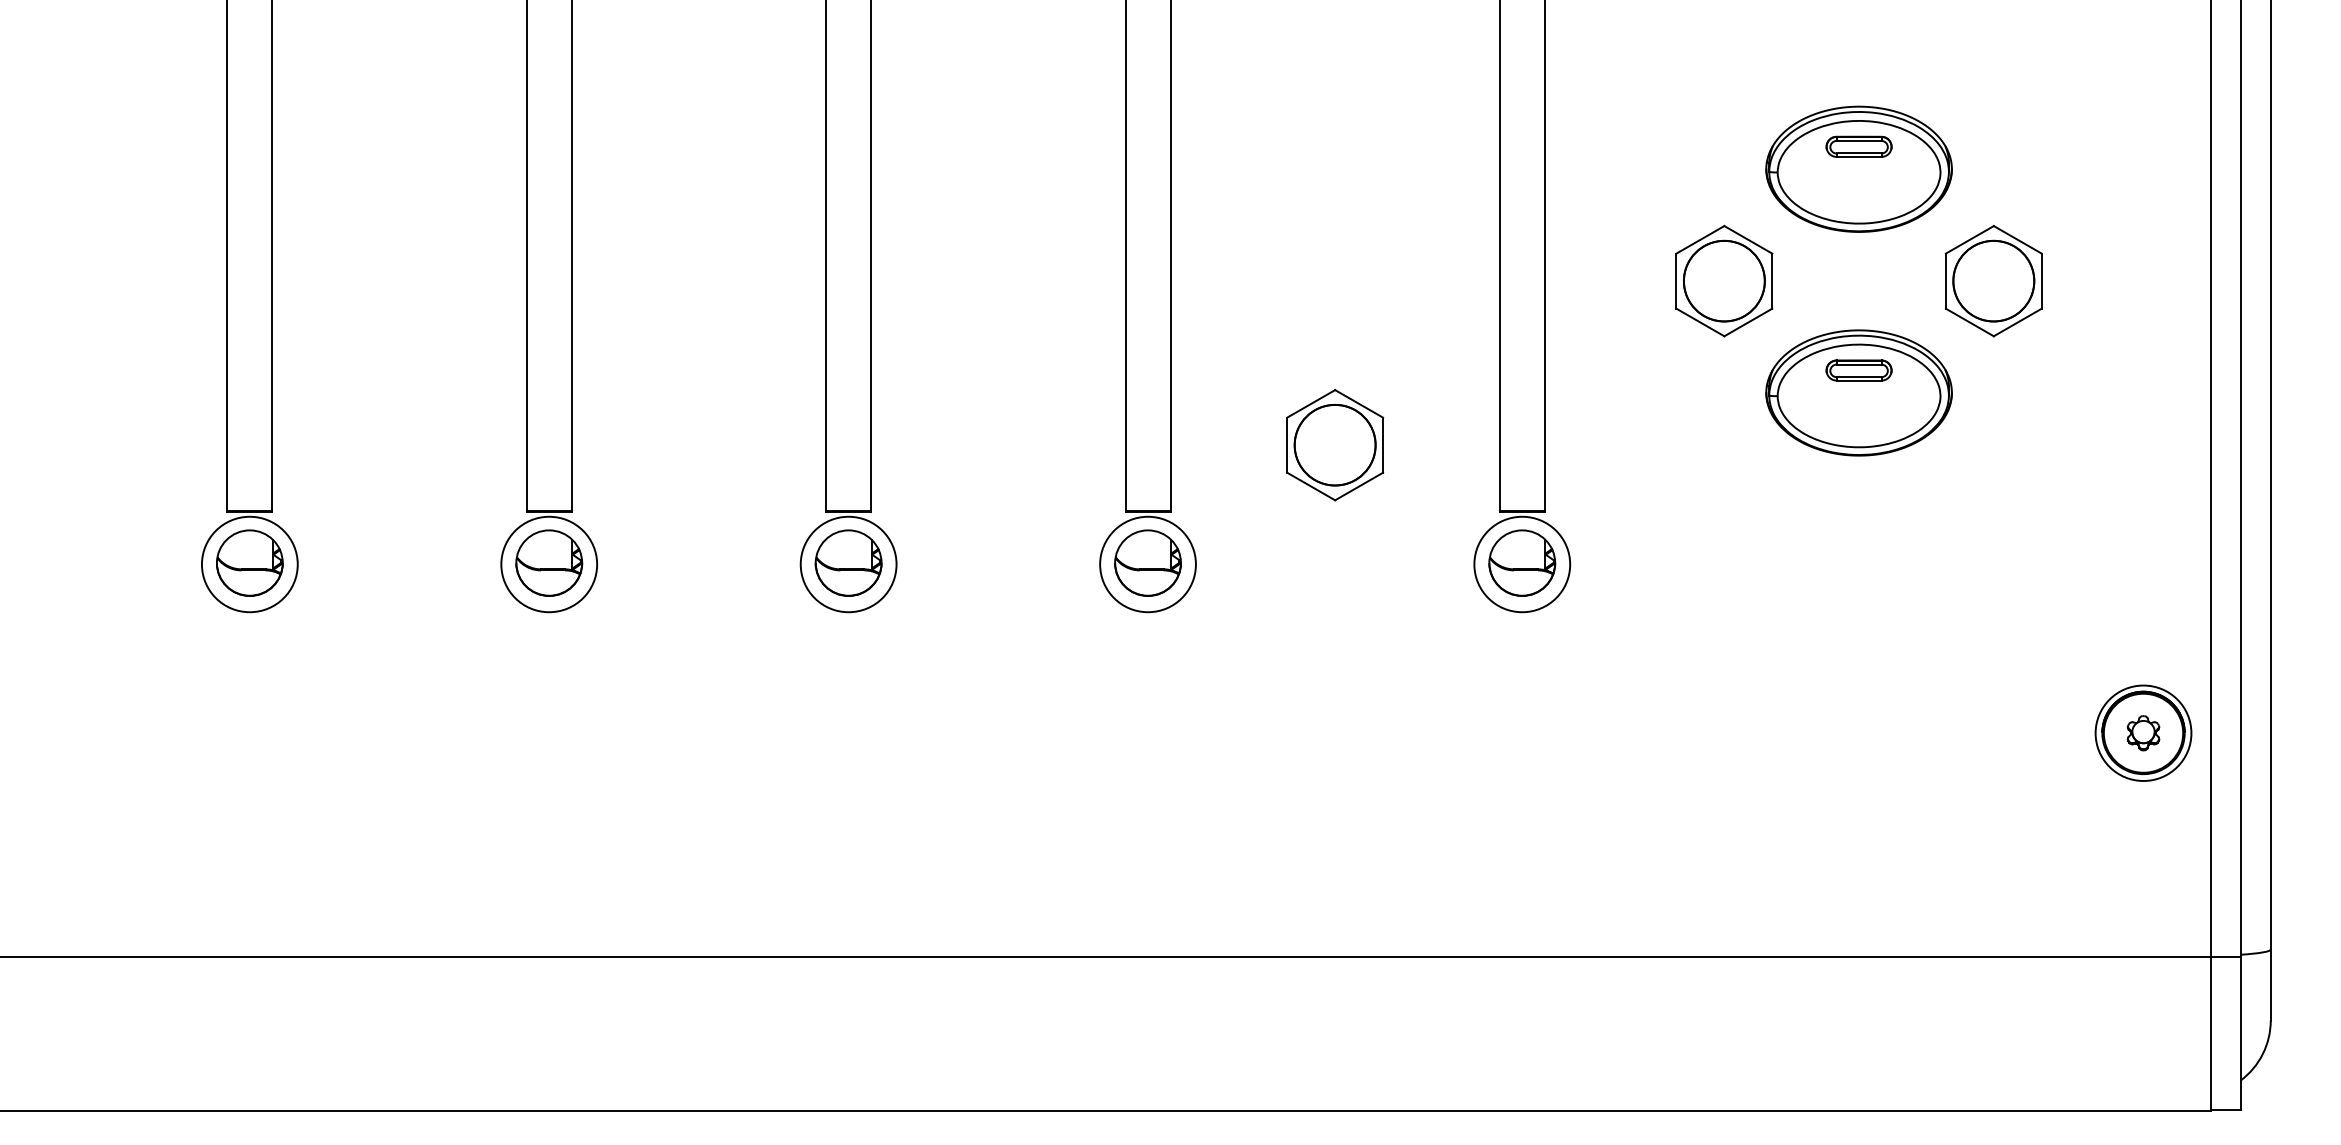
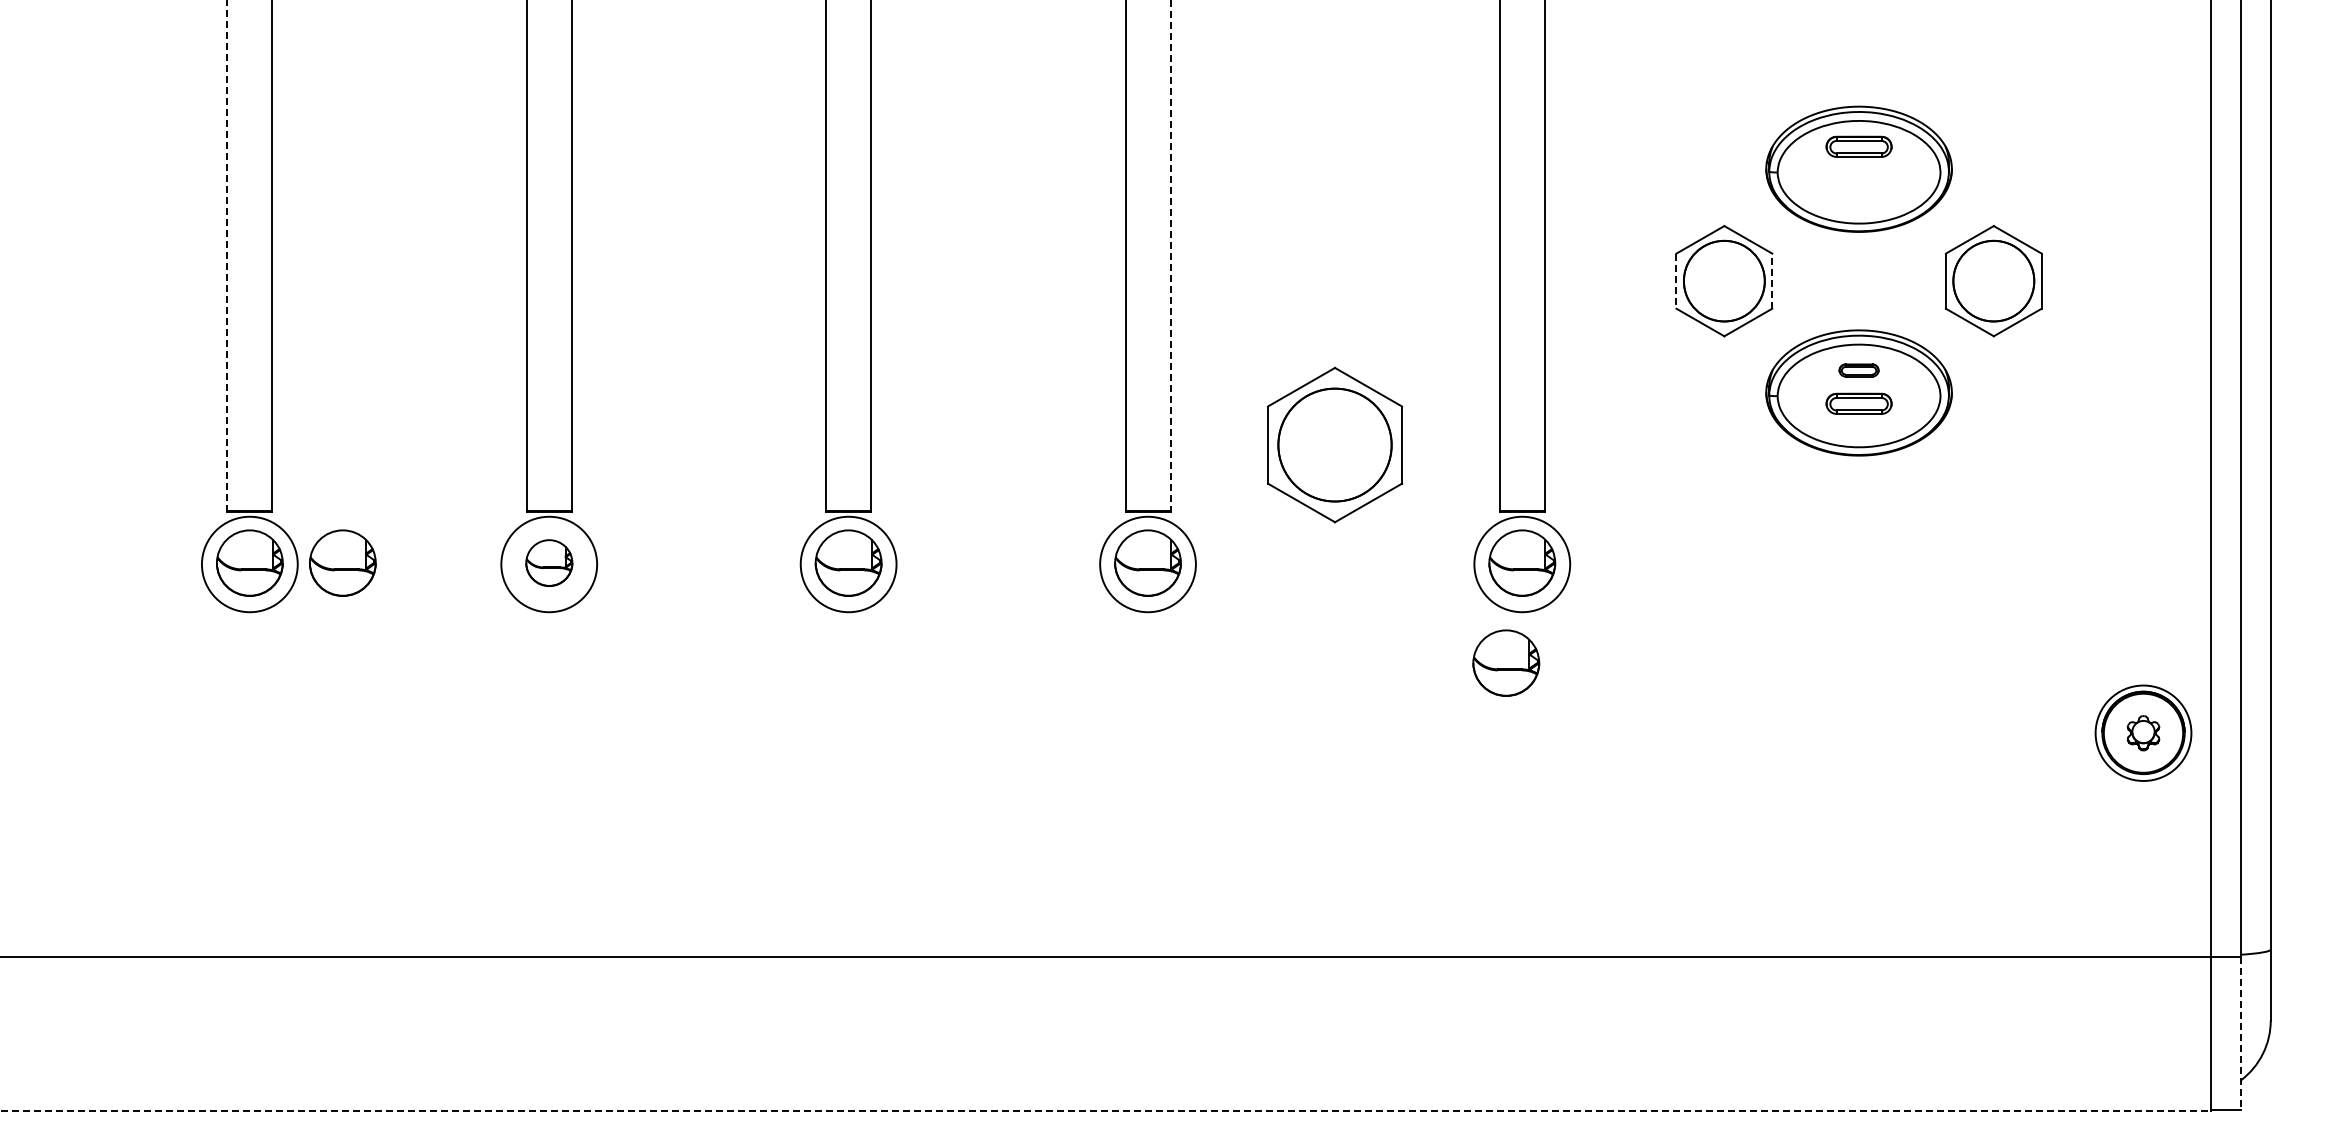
line: solid -> dashed (227, 256)
line: solid -> dashed (1170, 256)
line: solid -> dashed (1676, 281)
line: solid -> dashed (1772, 281)
part size: 68x23 px -> 42x15 px (1858, 370)
part: none -> present (1858, 403)
part size: 99x113 px -> 138x158 px (1334, 444)
part: none -> present (342, 562)
part size: 69x68 px -> 49x48 px (549, 562)
part: none -> present (1506, 662)
line: solid -> dashed (2240, 1033)
line: solid -> dashed (1105, 1110)
